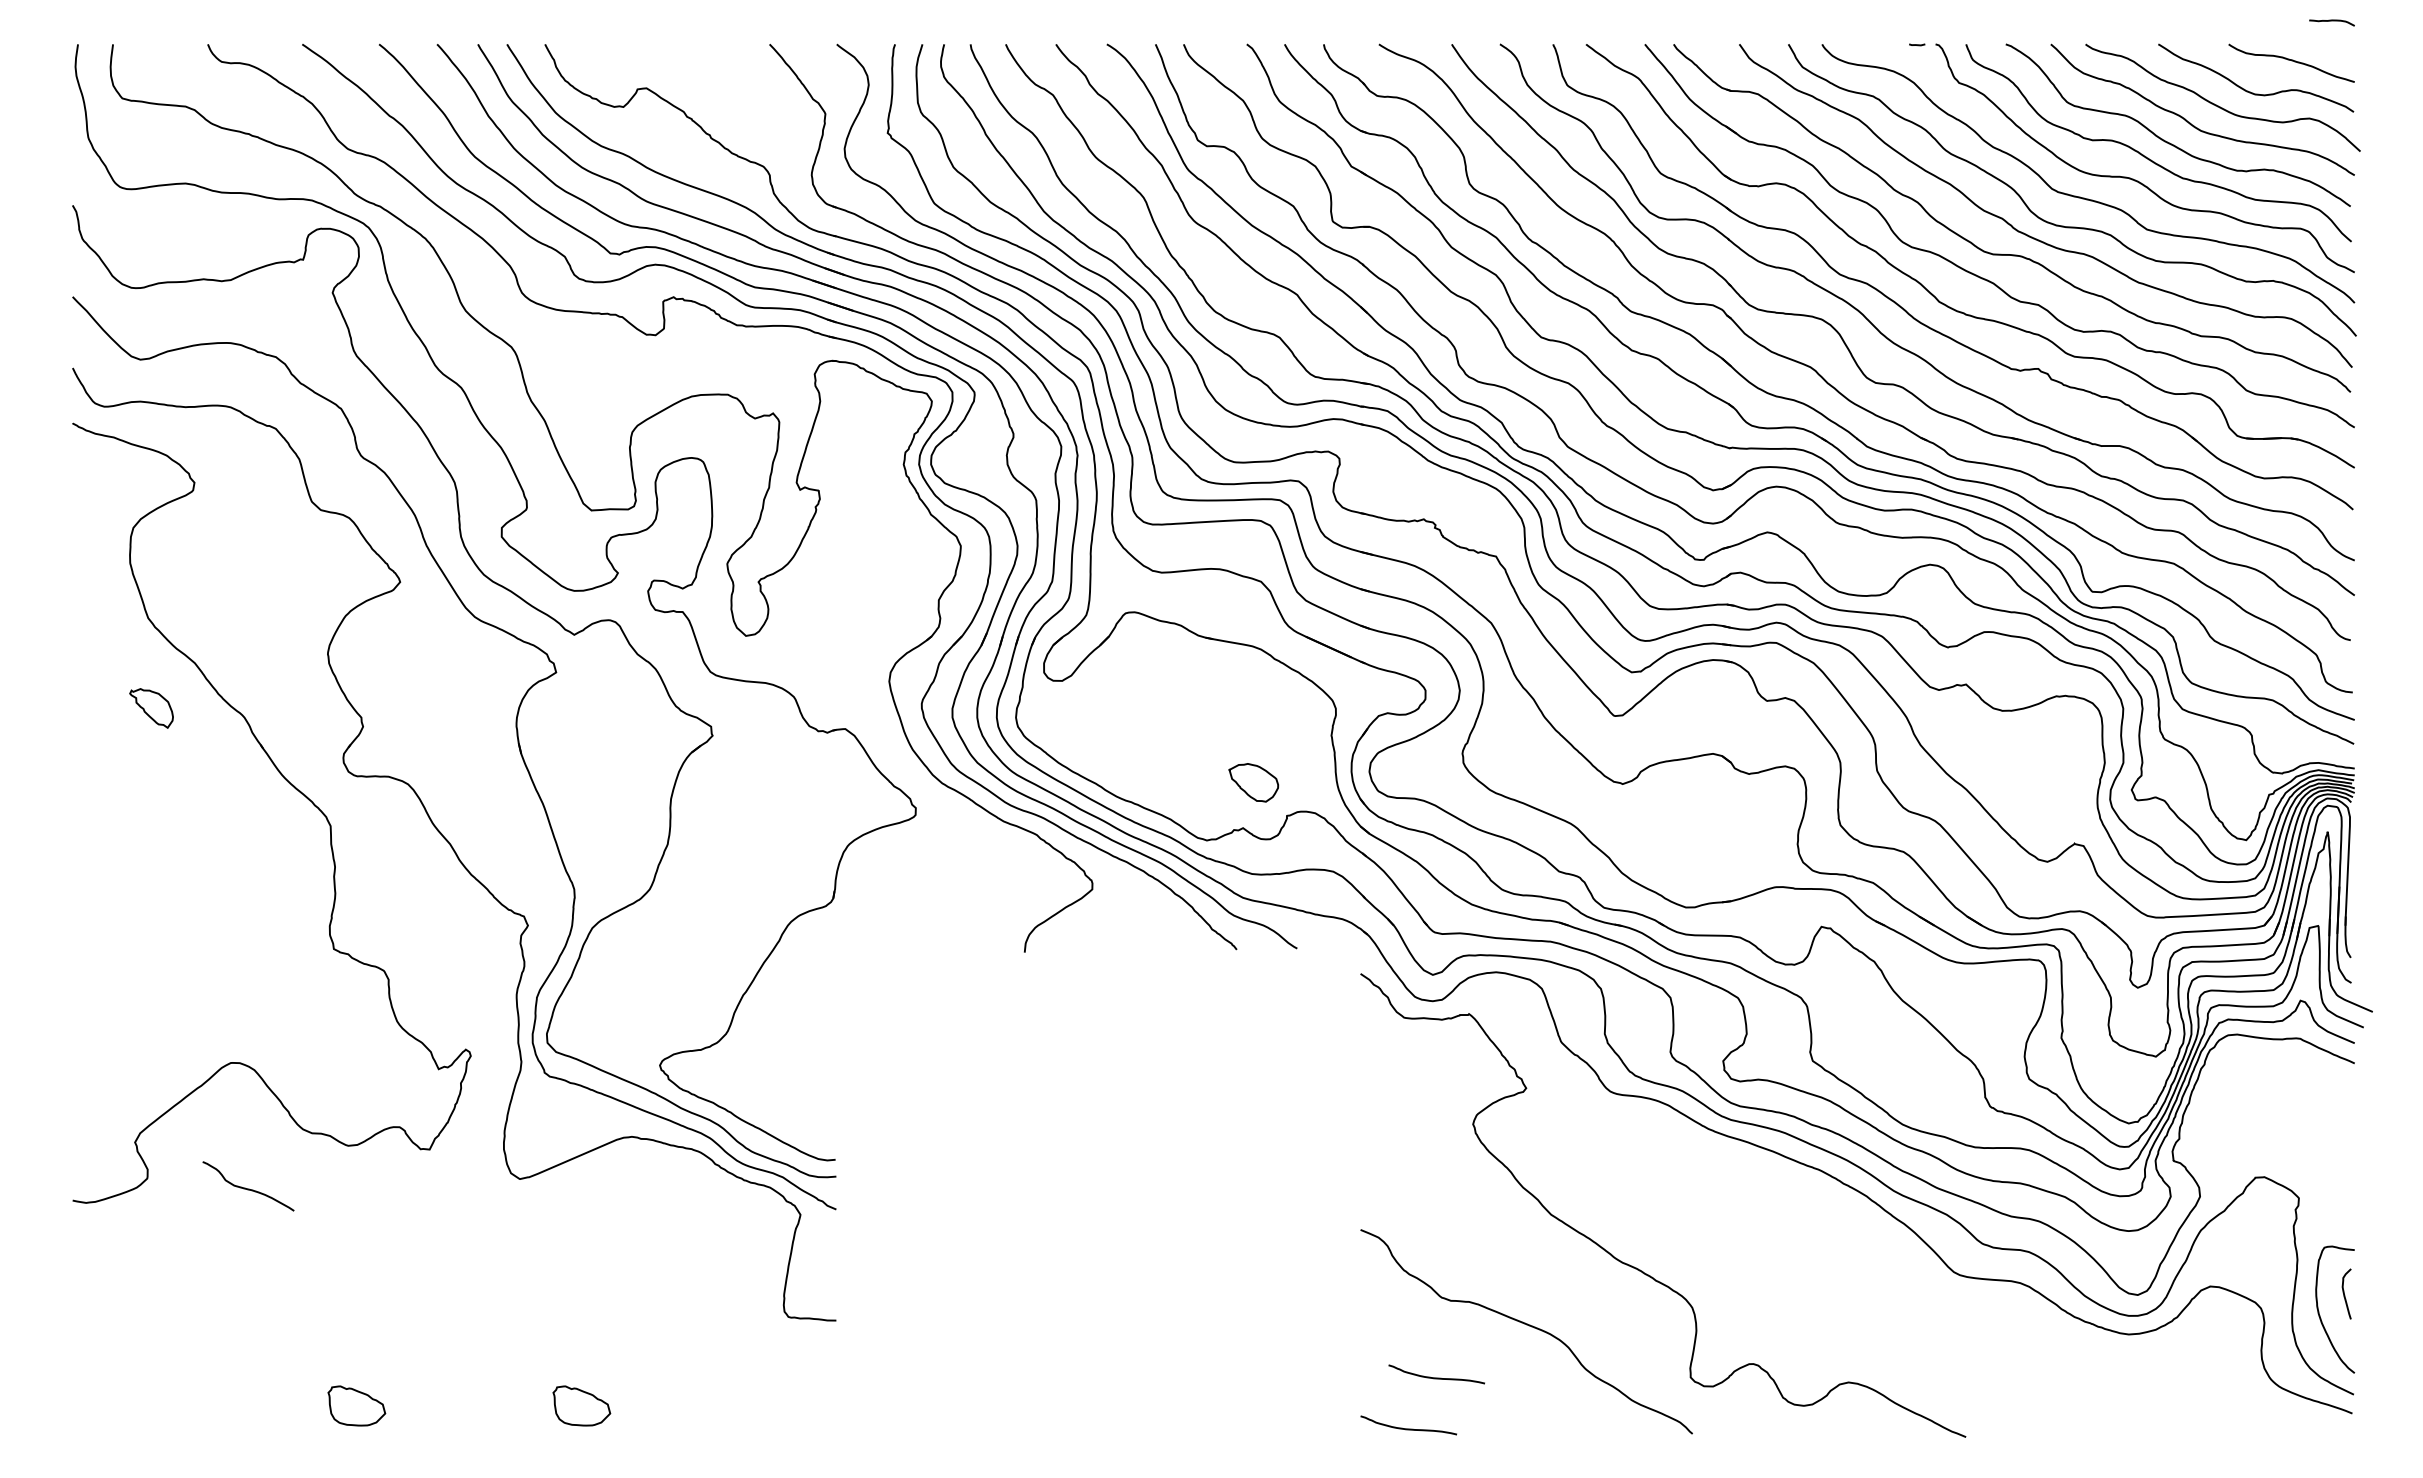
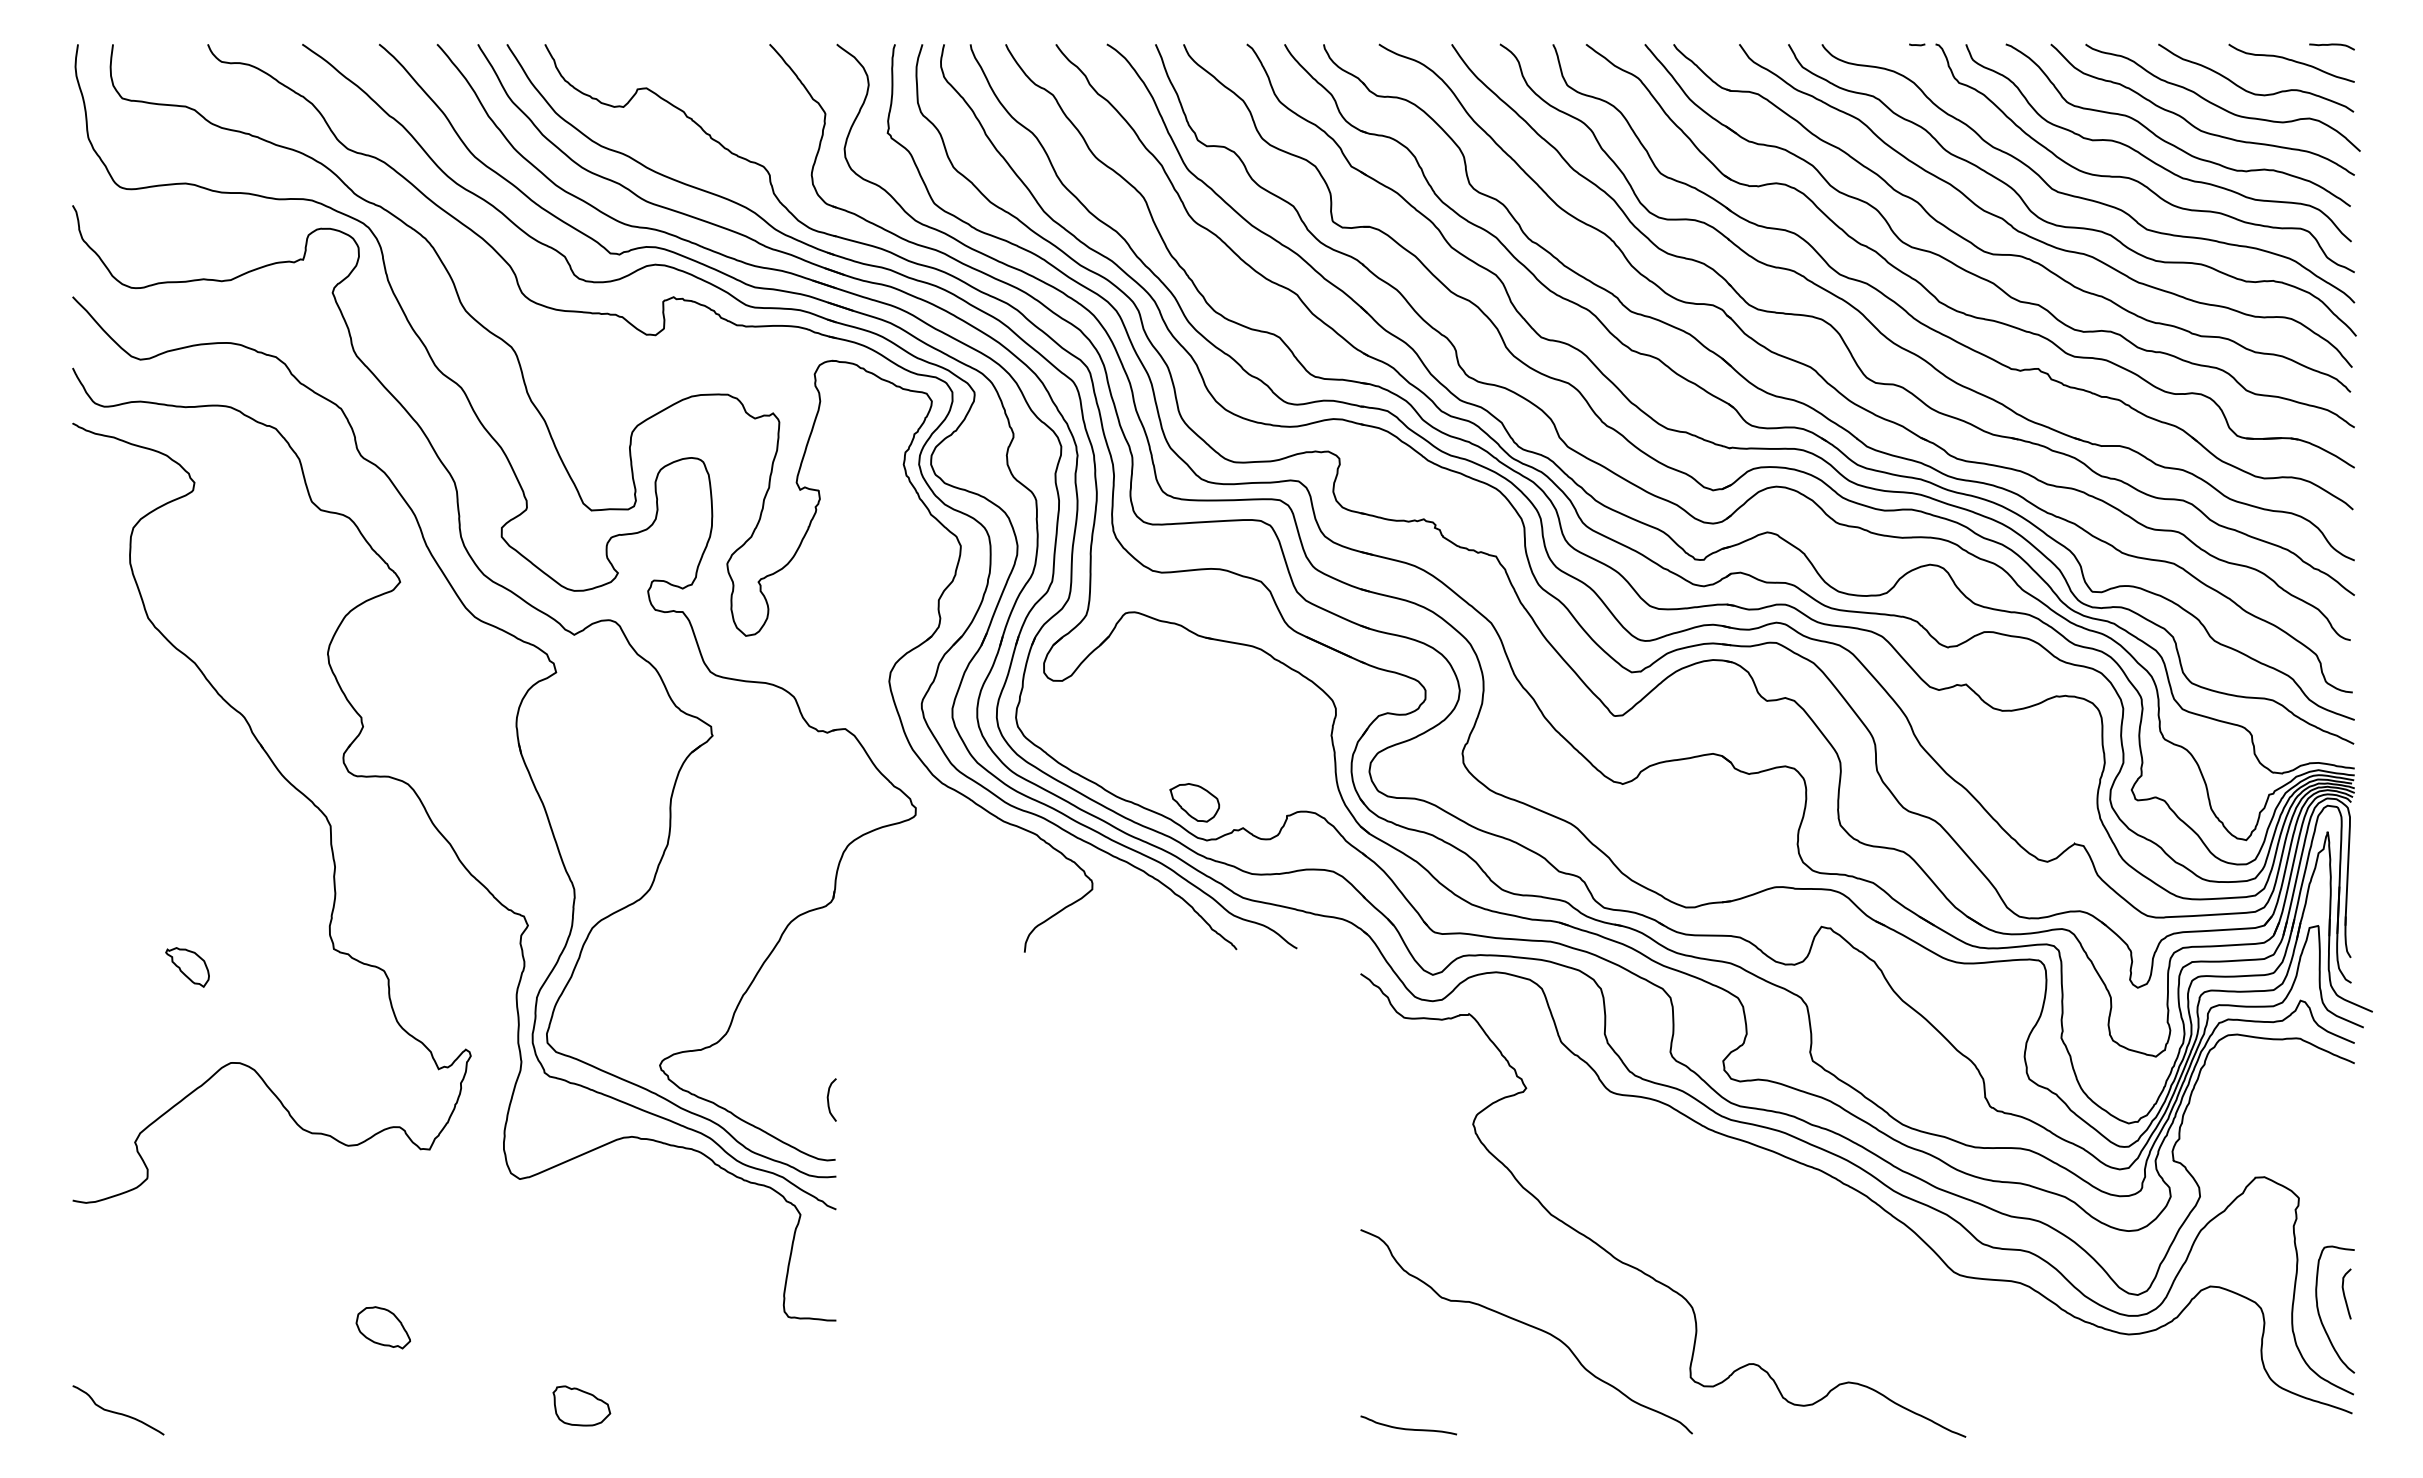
curve position: (2331, 21) -> (2331, 45) (2331, 45)
part position: (151, 708) -> (187, 967) (187, 967)
part position: (1253, 782) -> (1194, 802) (1194, 802)
curve: none -> present (828, 1099)
curve position: (248, 1188) -> (118, 1412) (118, 1412)
part: none -> present (382, 1327)
curve: present -> none (1436, 1377)
part: present -> none (356, 1405)
